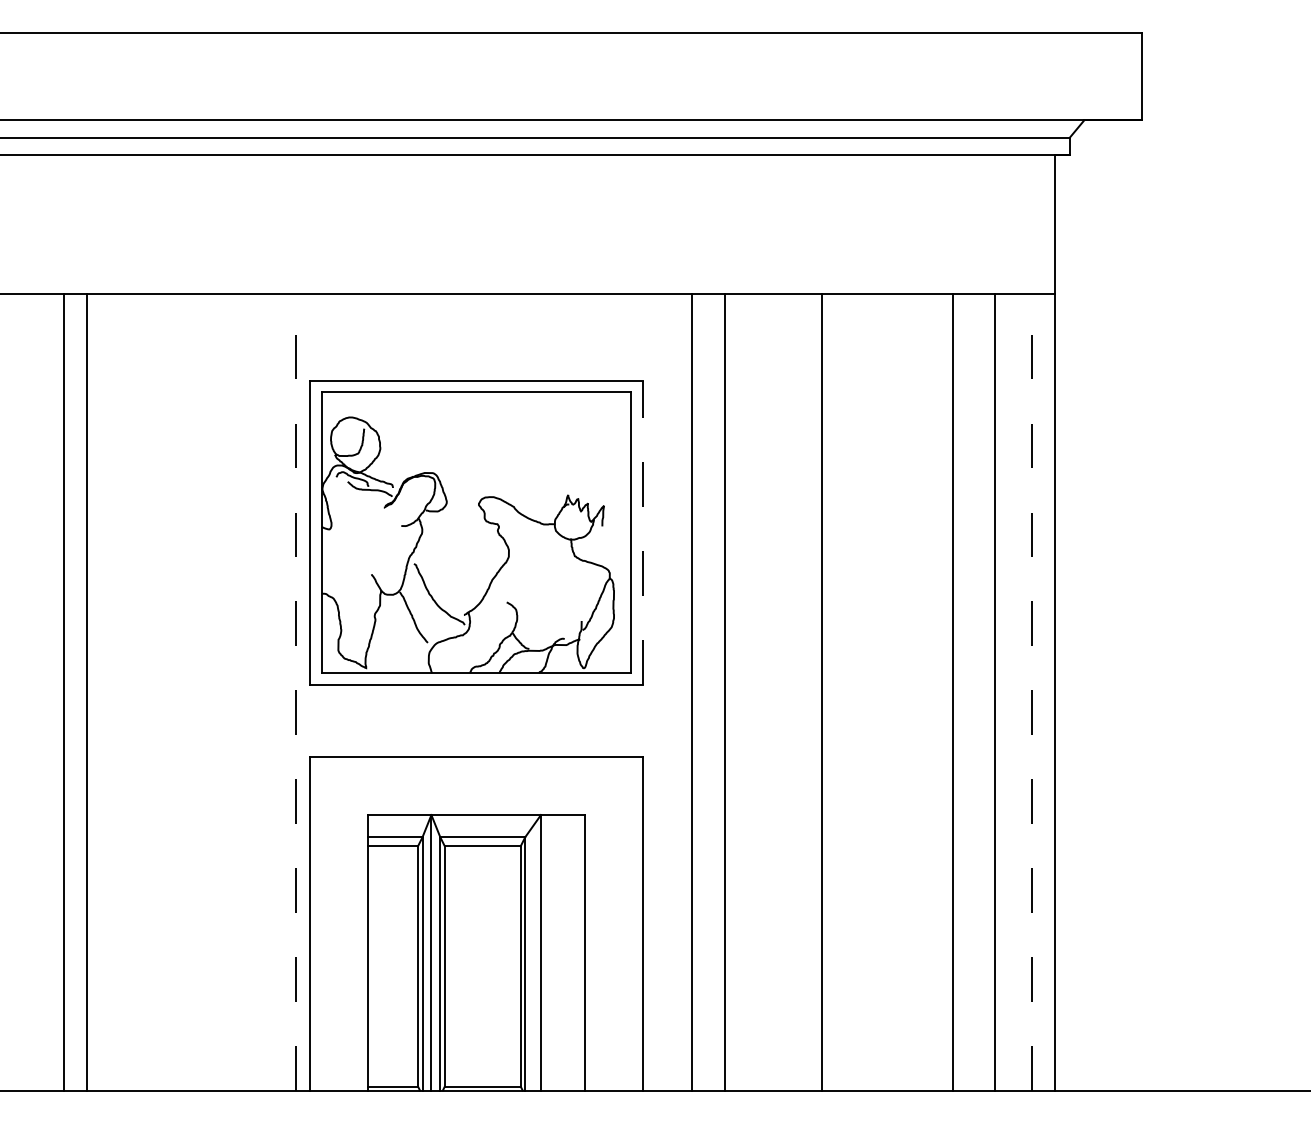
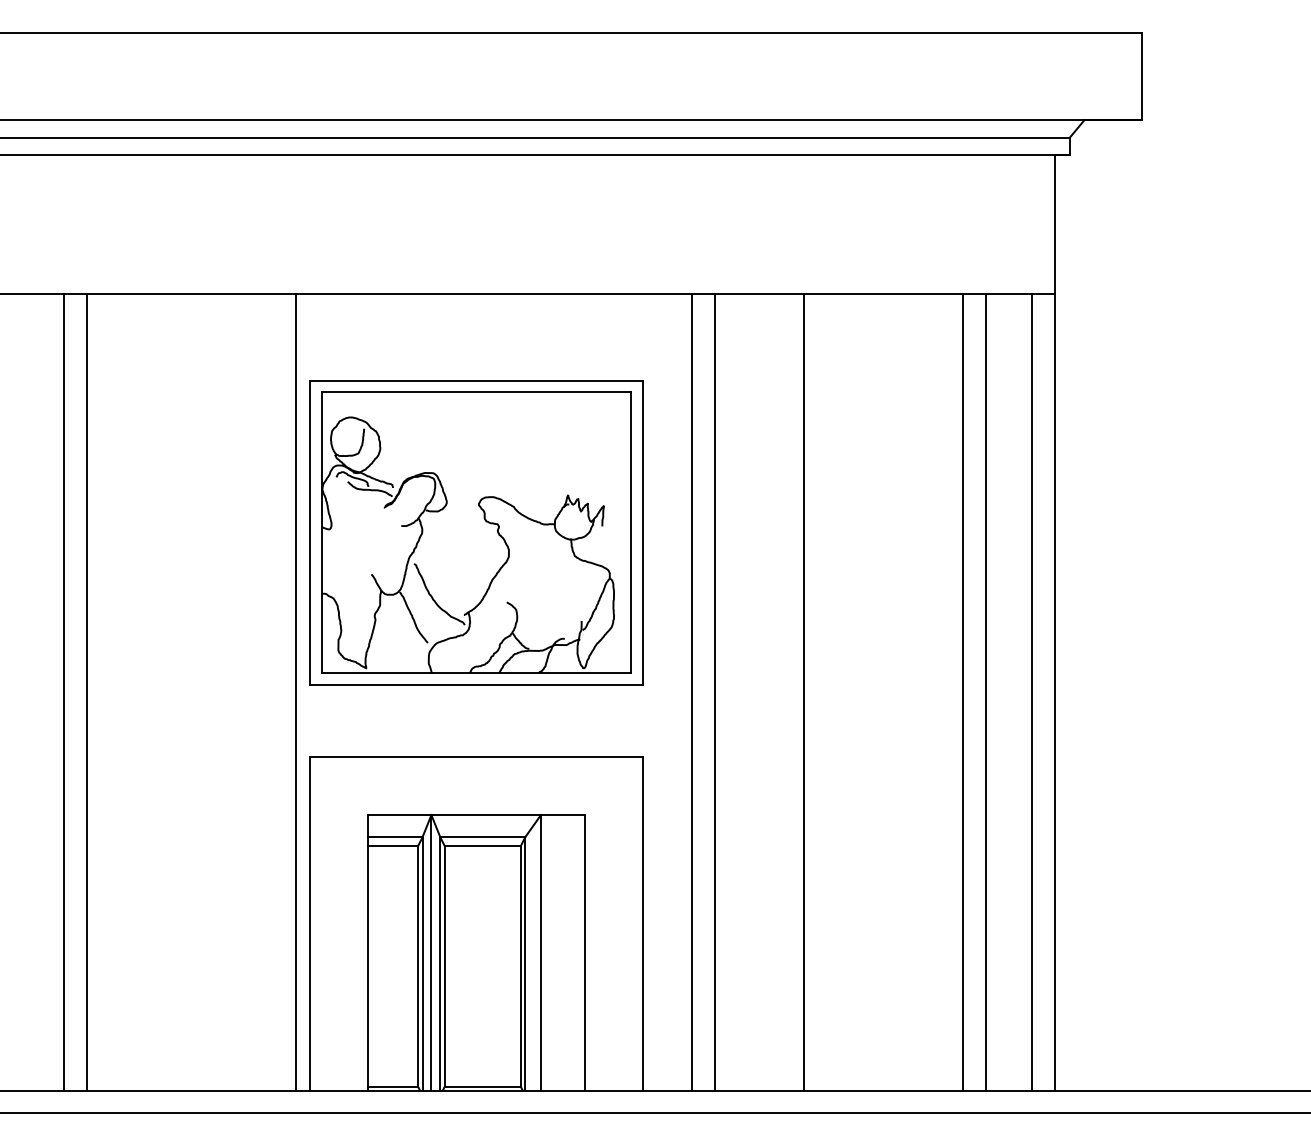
line: dashed -> solid (642, 532)
line: dashed -> solid (295, 691)
line: dashed -> solid (1032, 691)
line position: (725, 692) -> (715, 692) (715, 692)
line position: (821, 692) -> (803, 692) (803, 692)
line position: (952, 692) -> (962, 692) (962, 692)
line position: (994, 692) -> (985, 692) (985, 692)
line: none -> present (654, 1112)
